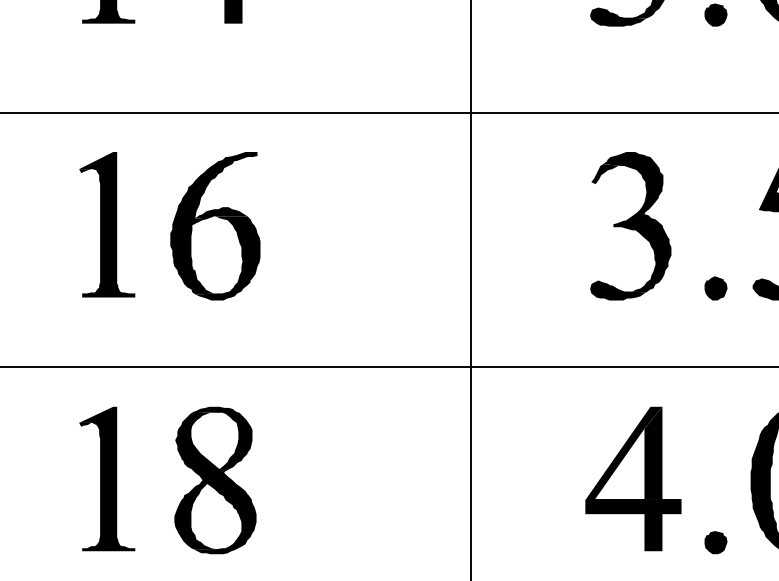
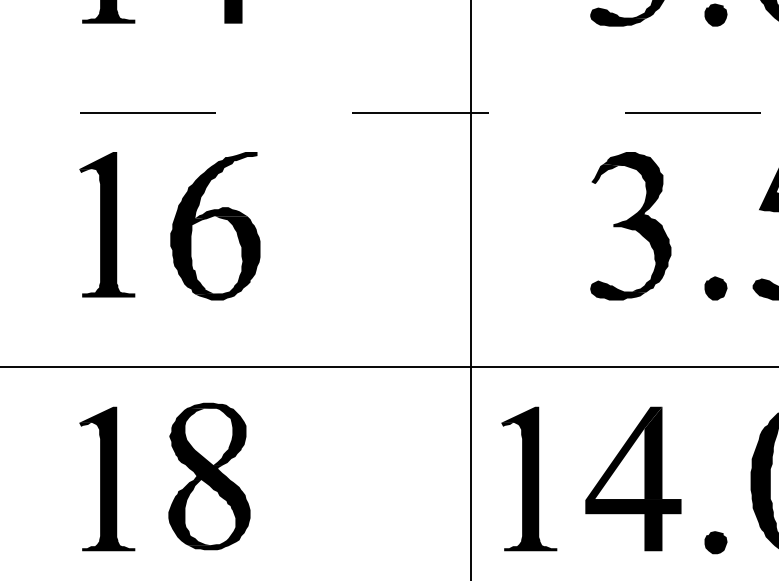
line: solid -> dashed (389, 112)
part: none -> present (529, 478)
part position: (215, 480) -> (209, 476) (209, 476)
